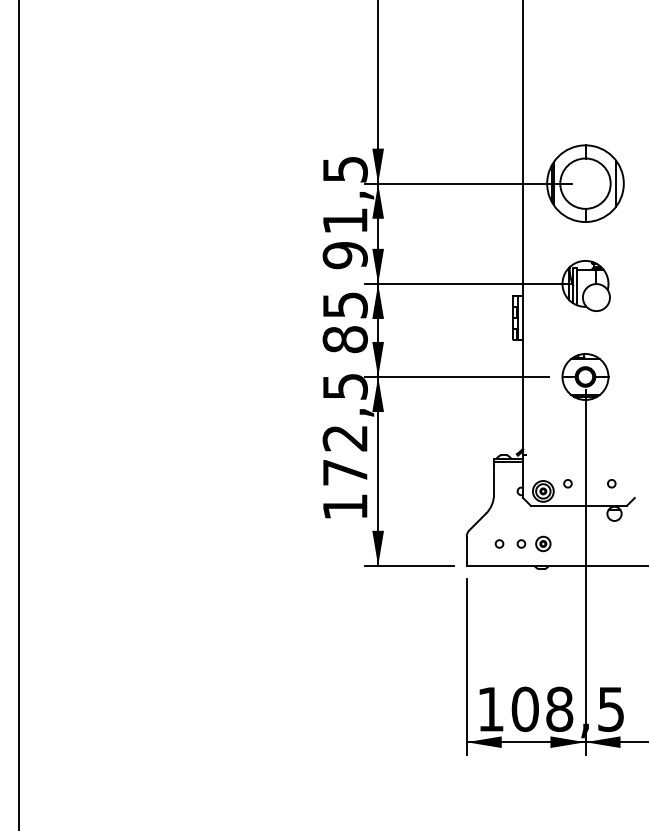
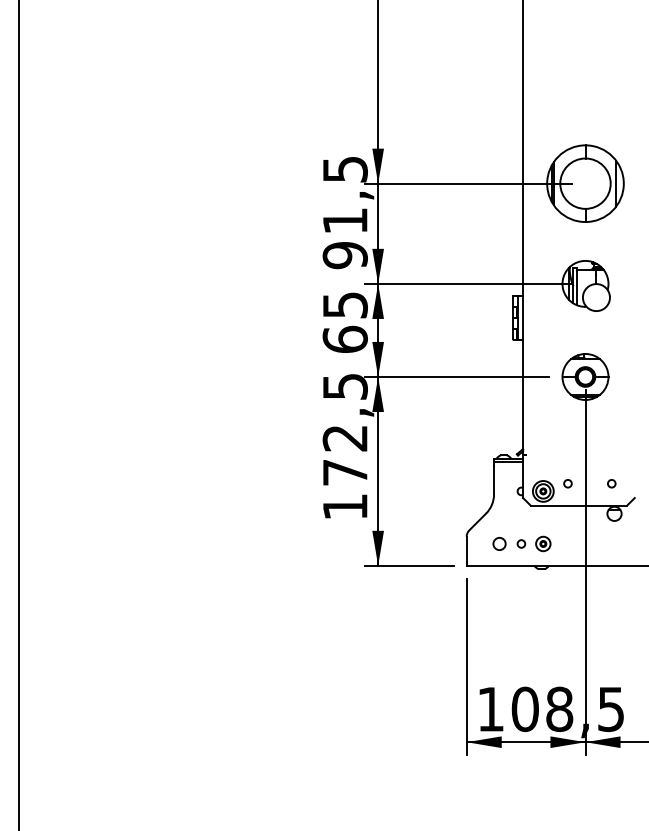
fill: present -> none (378, 200)
text: 85 -> 65 (344, 339)
circle size: 11x10 px -> 15x14 px (499, 543)
